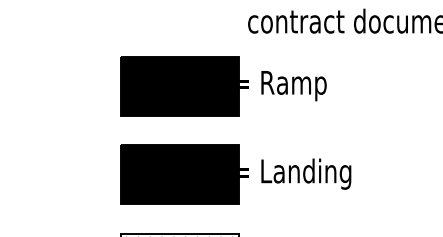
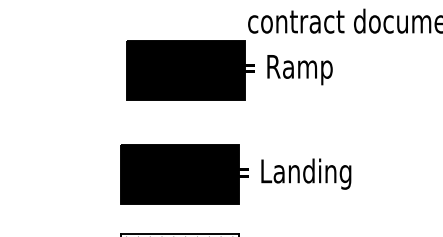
part position: (223, 86) -> (229, 70) (229, 70)
